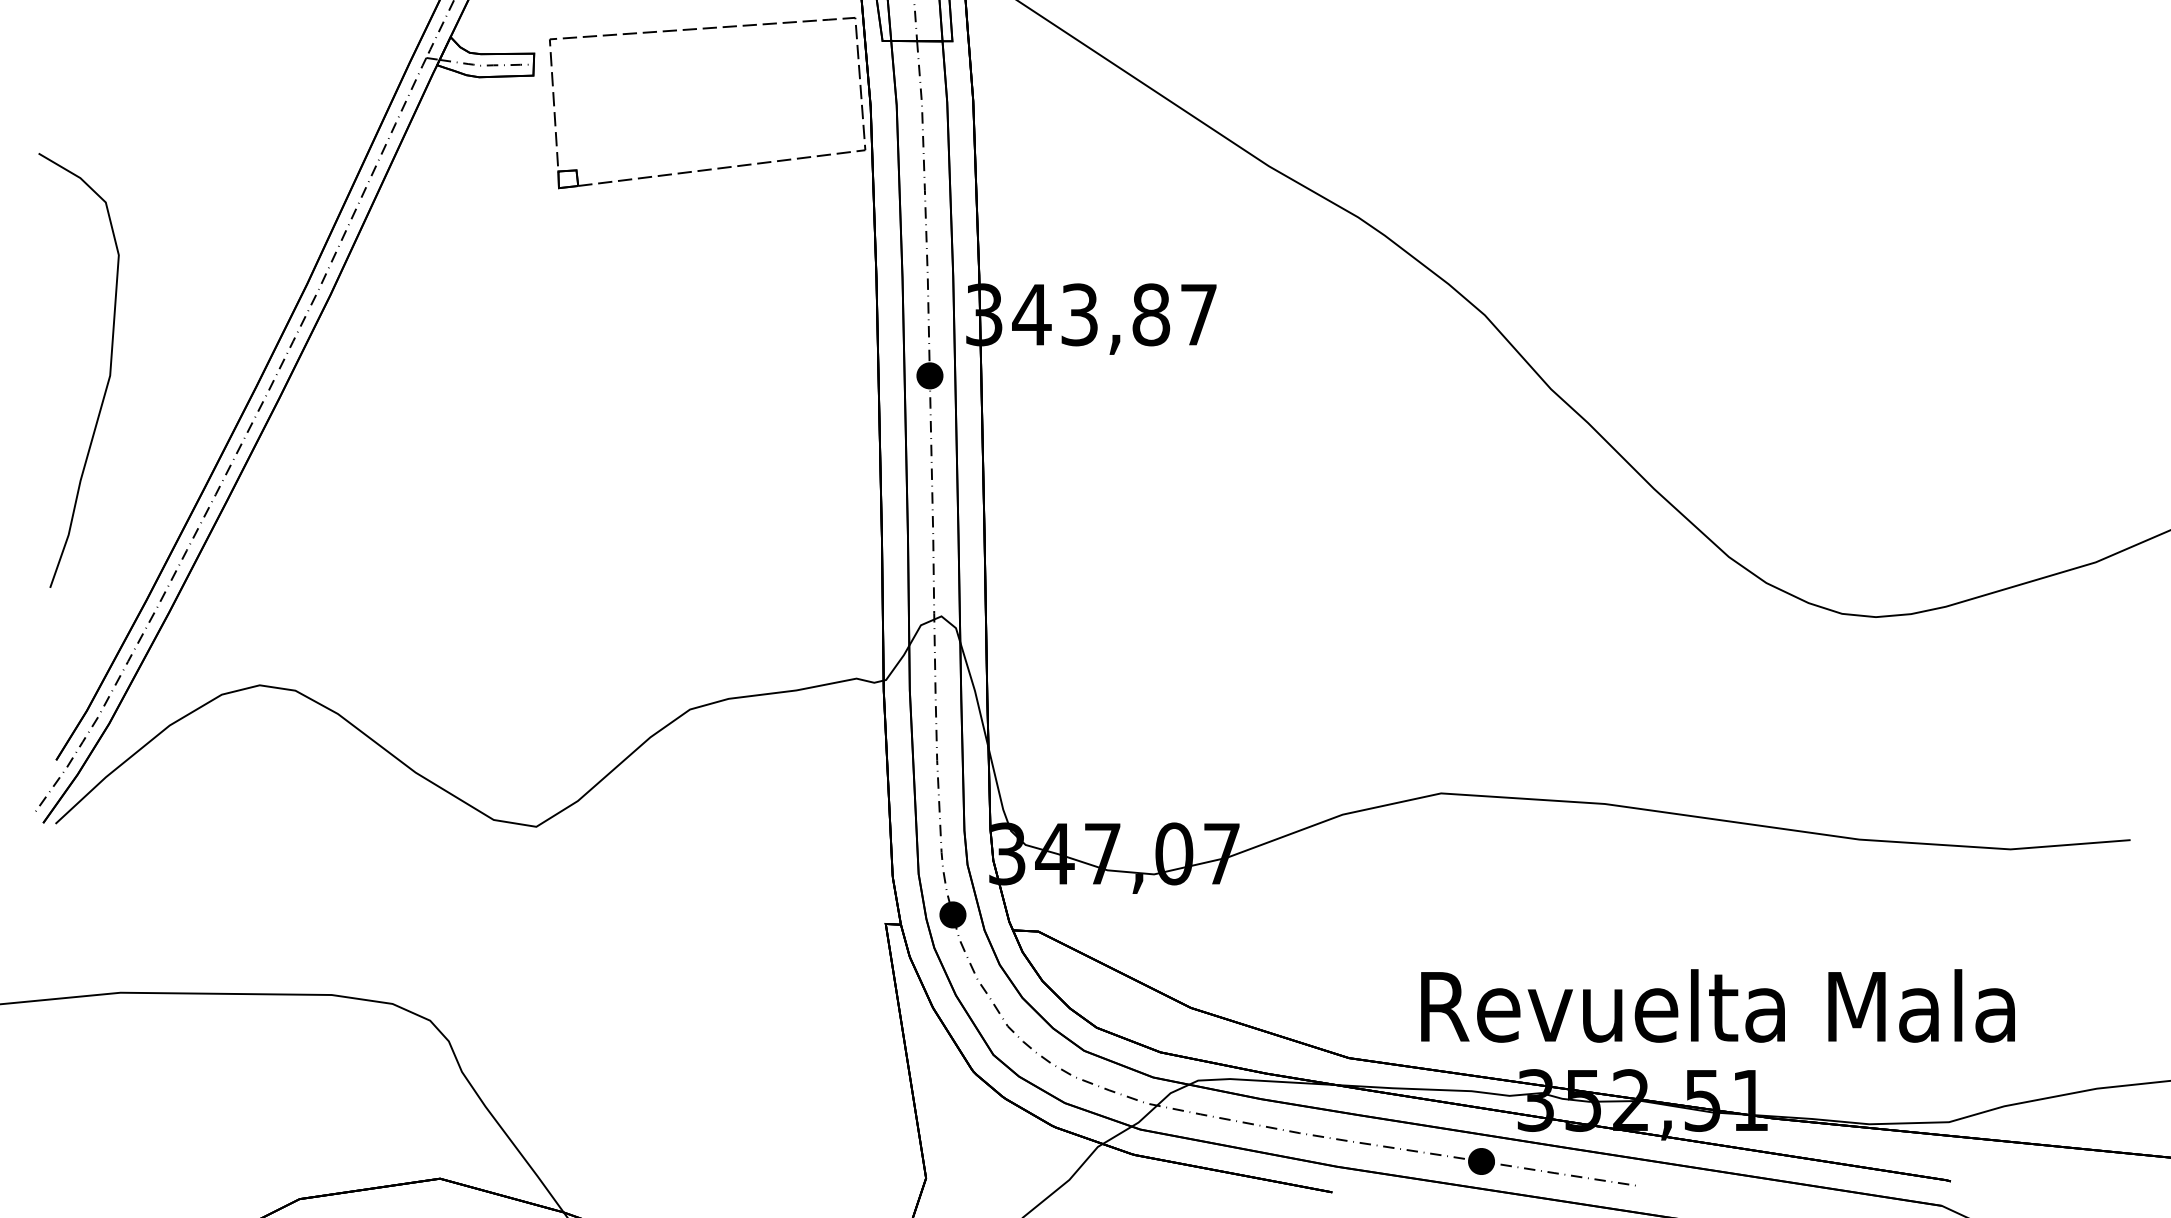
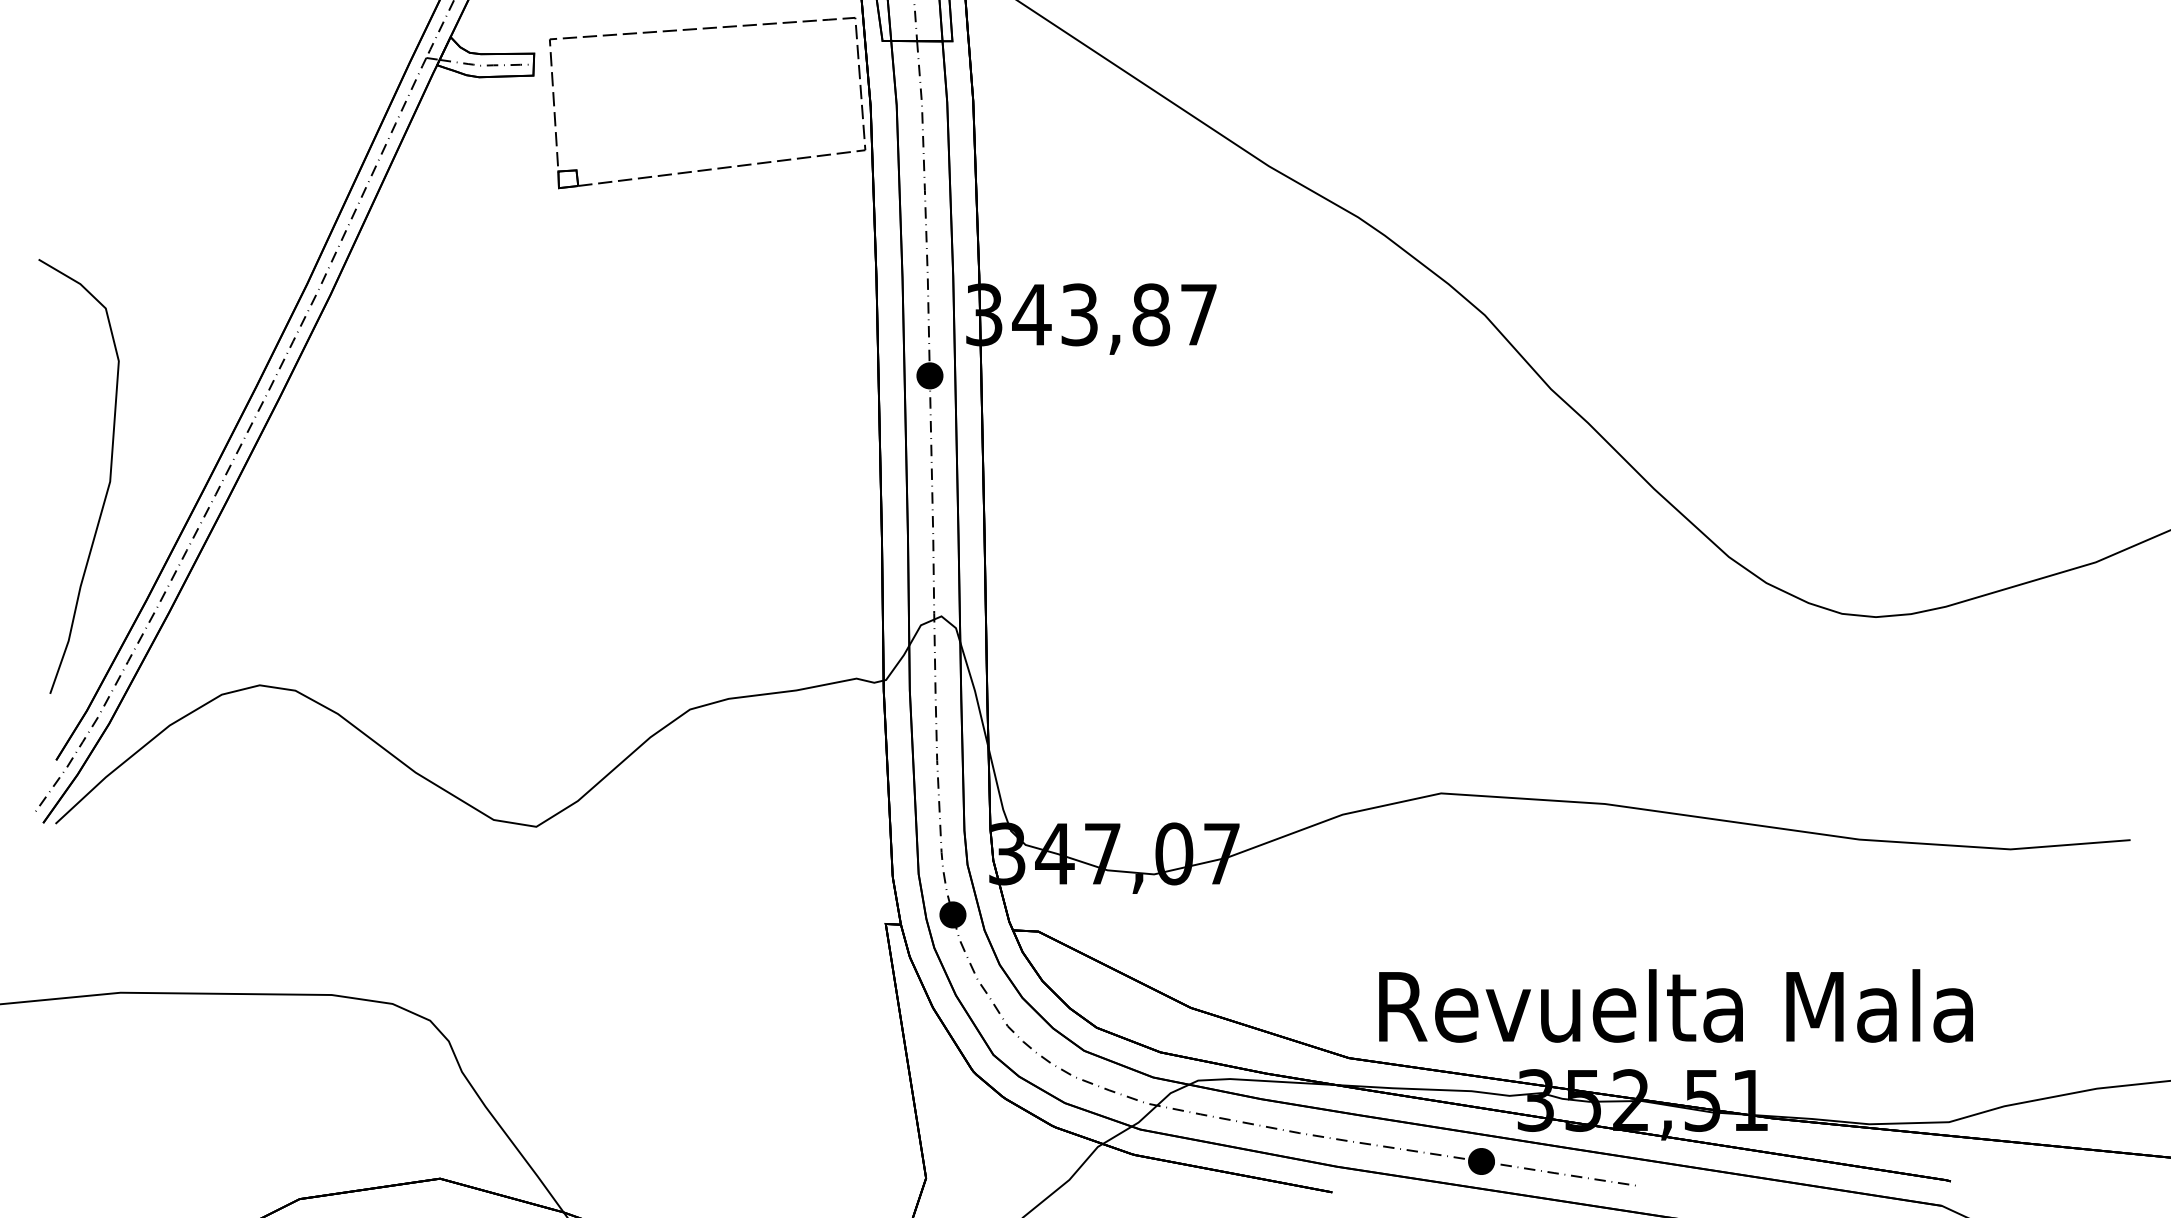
curve position: (107, 380) -> (107, 486) (107, 486)
text position: (1717, 1005) -> (1675, 1005) (1675, 1005)
